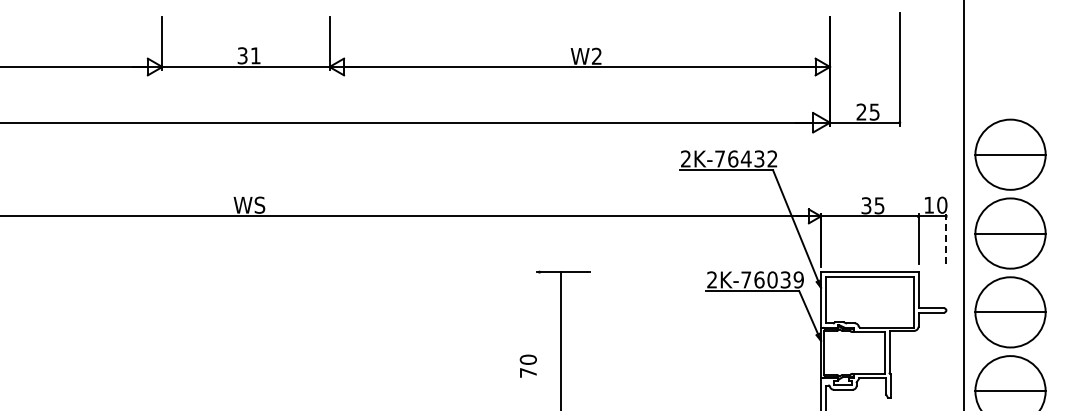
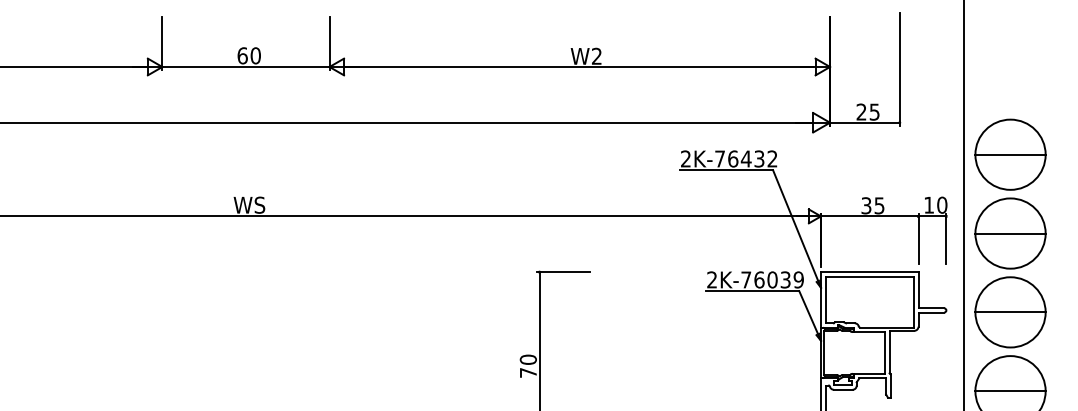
text: 31 -> 60 (248, 55)
line: dashed -> solid (946, 238)
line position: (560, 339) -> (539, 339) (539, 339)
